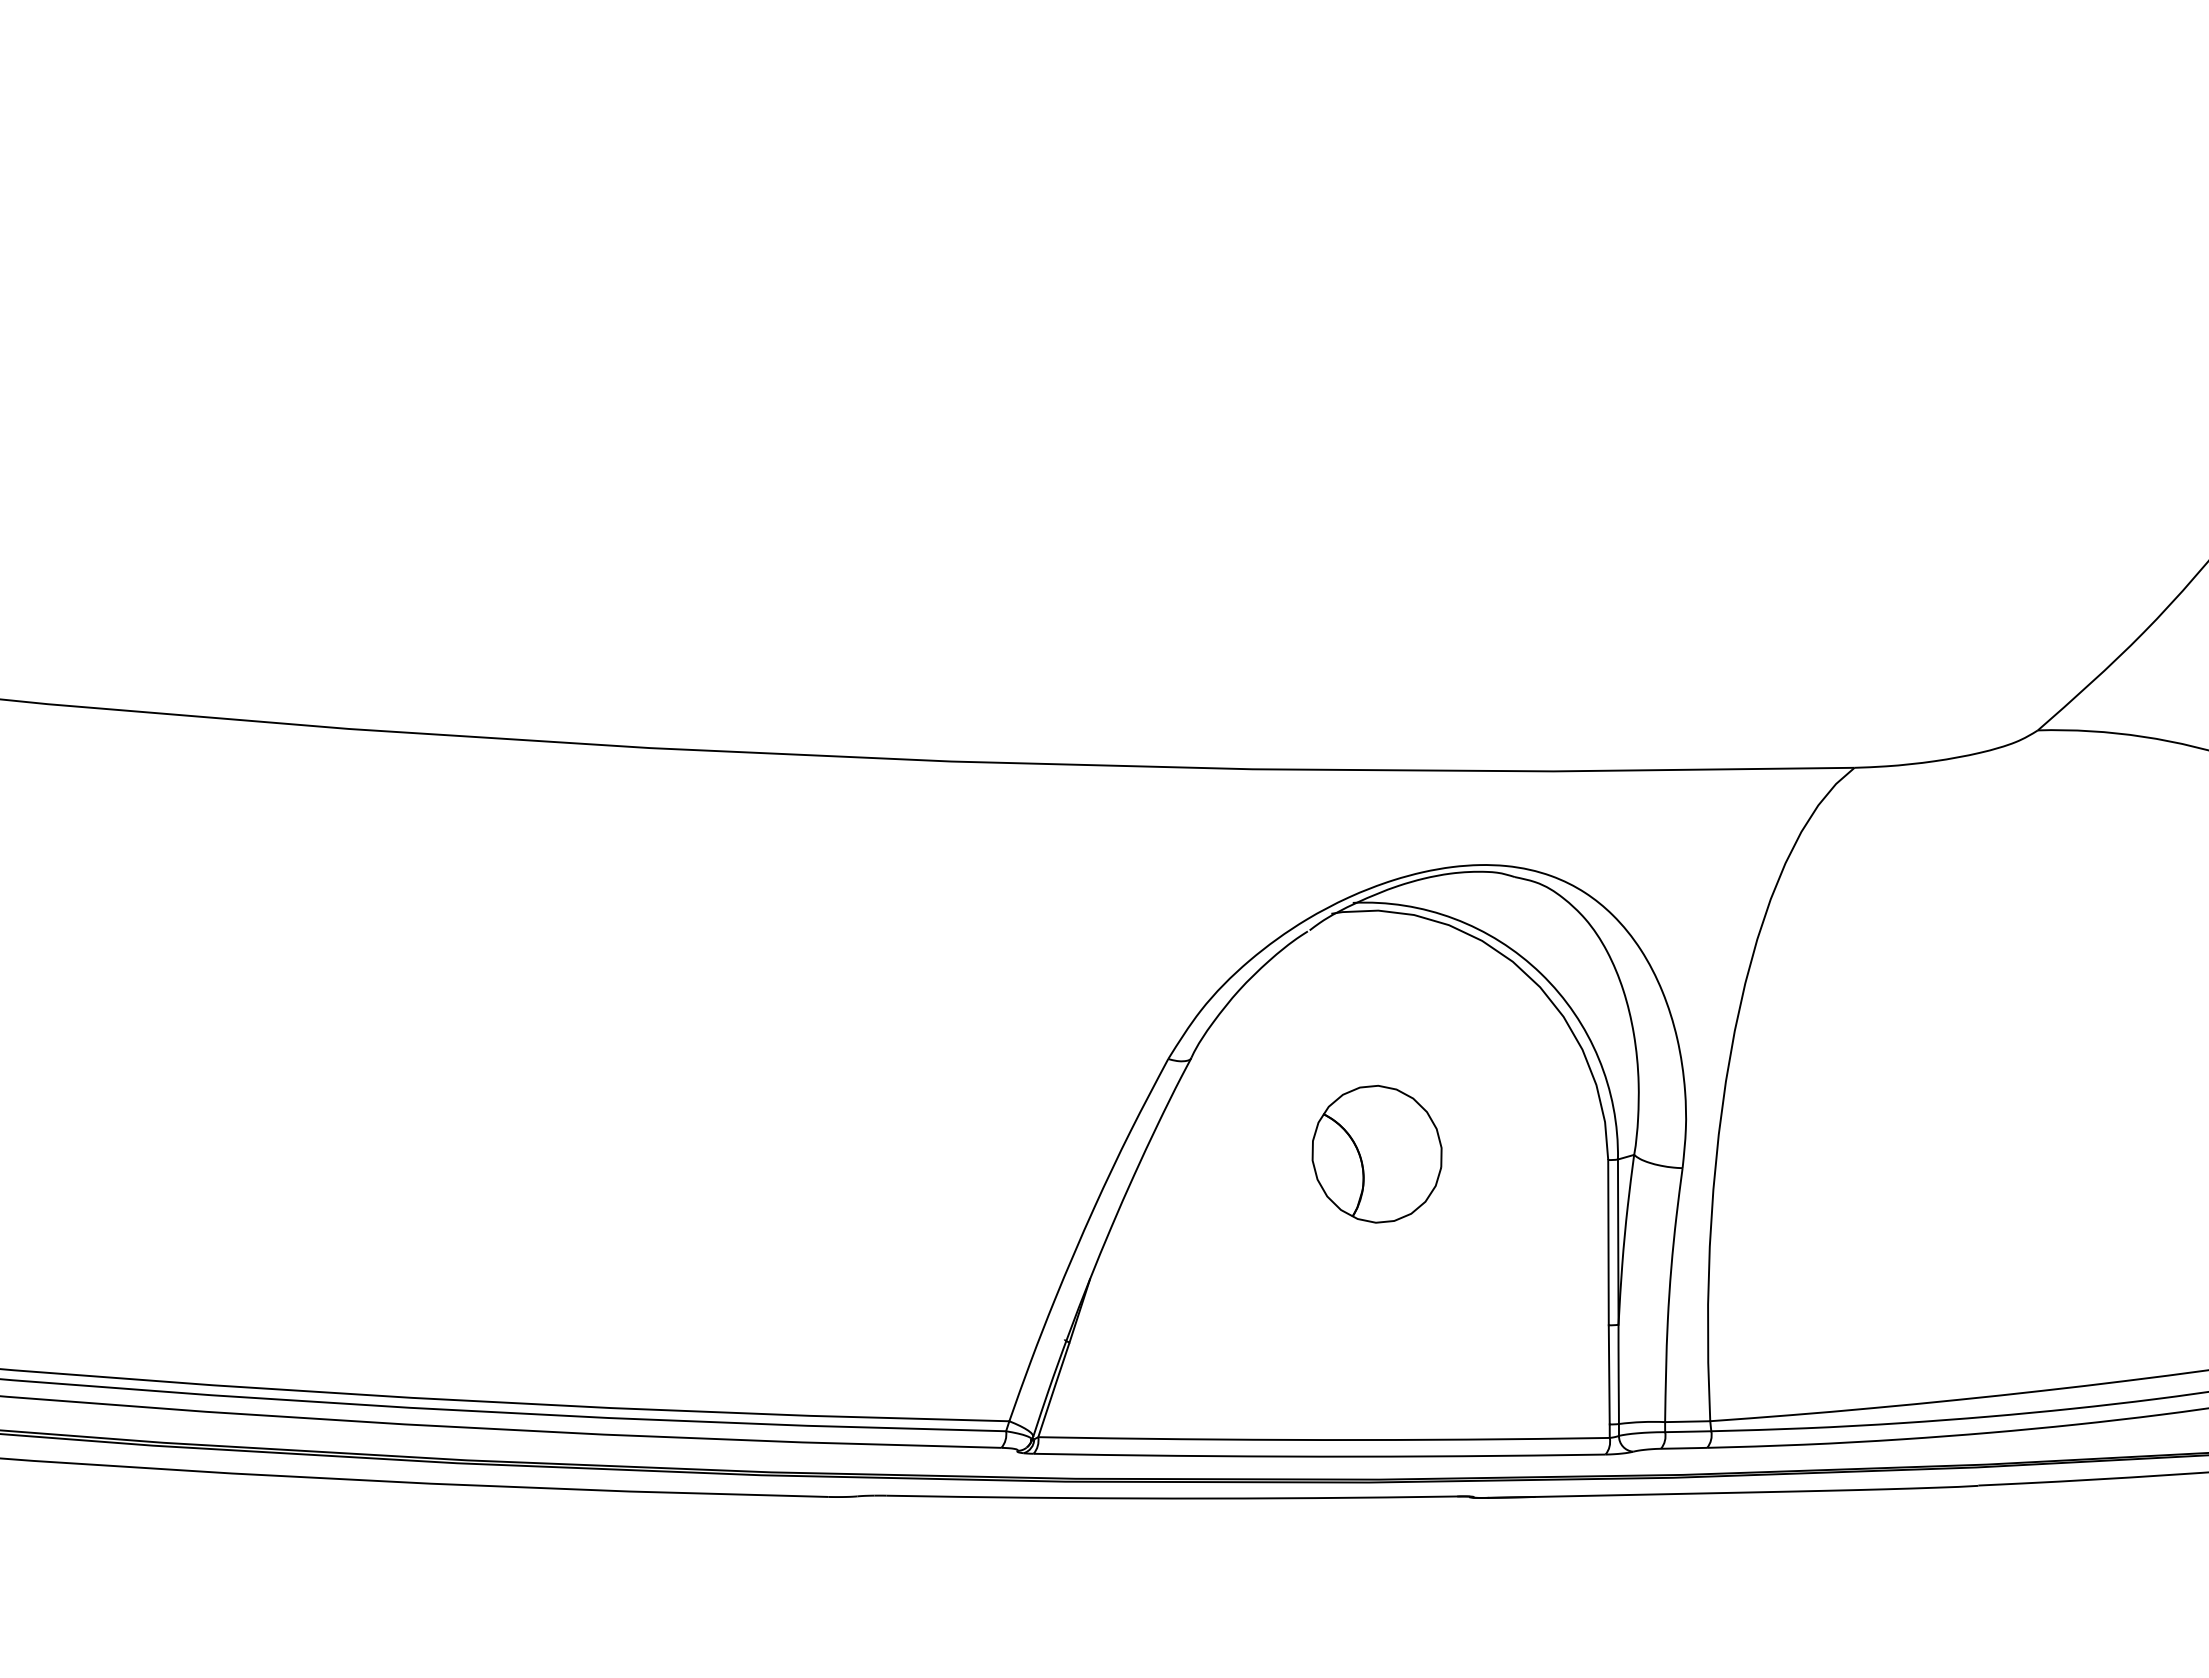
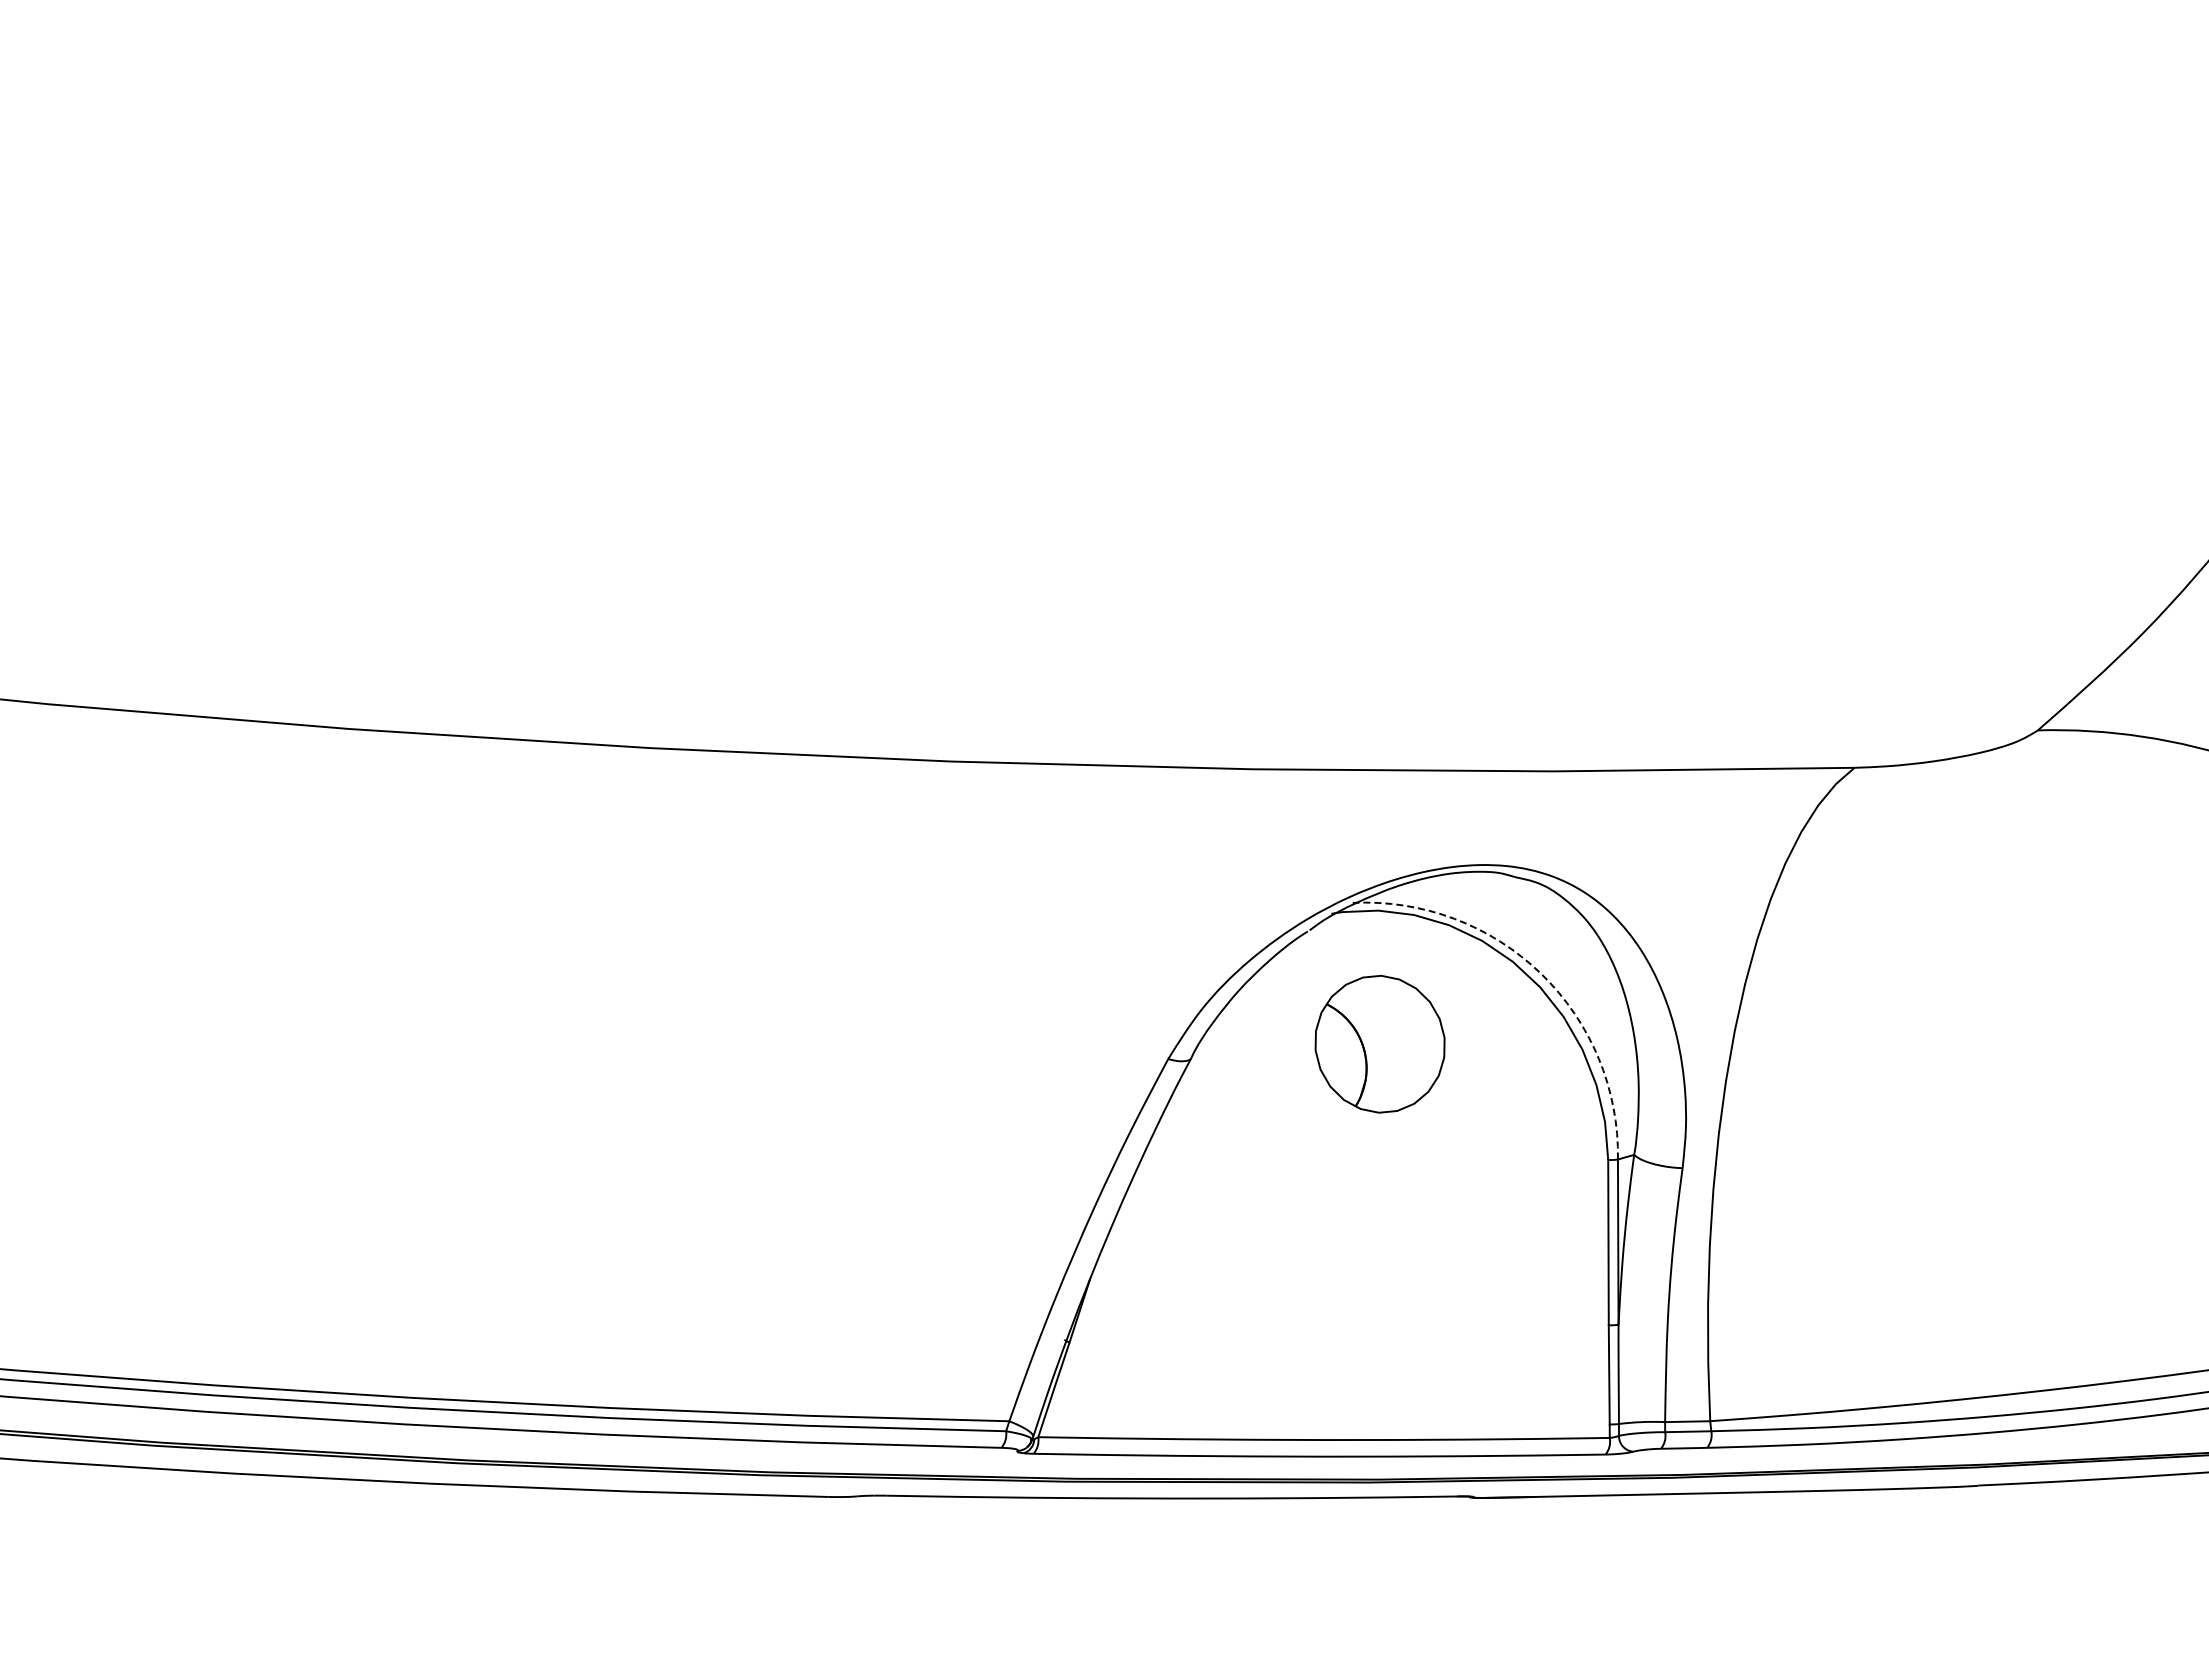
arc: solid -> dashed (1541, 973)
part position: (1376, 1153) -> (1379, 1043) (1379, 1043)
